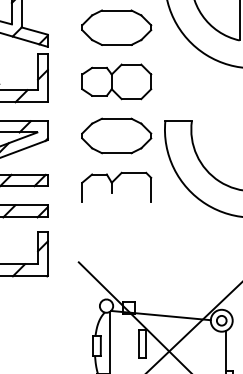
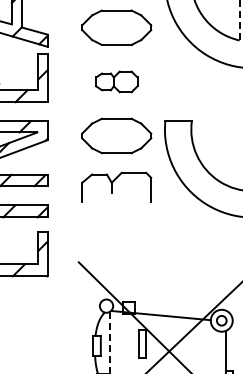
line: solid -> dashed (239, 19)
part size: 72x38 px -> 44x24 px (116, 81)
line: solid -> dashed (110, 342)
